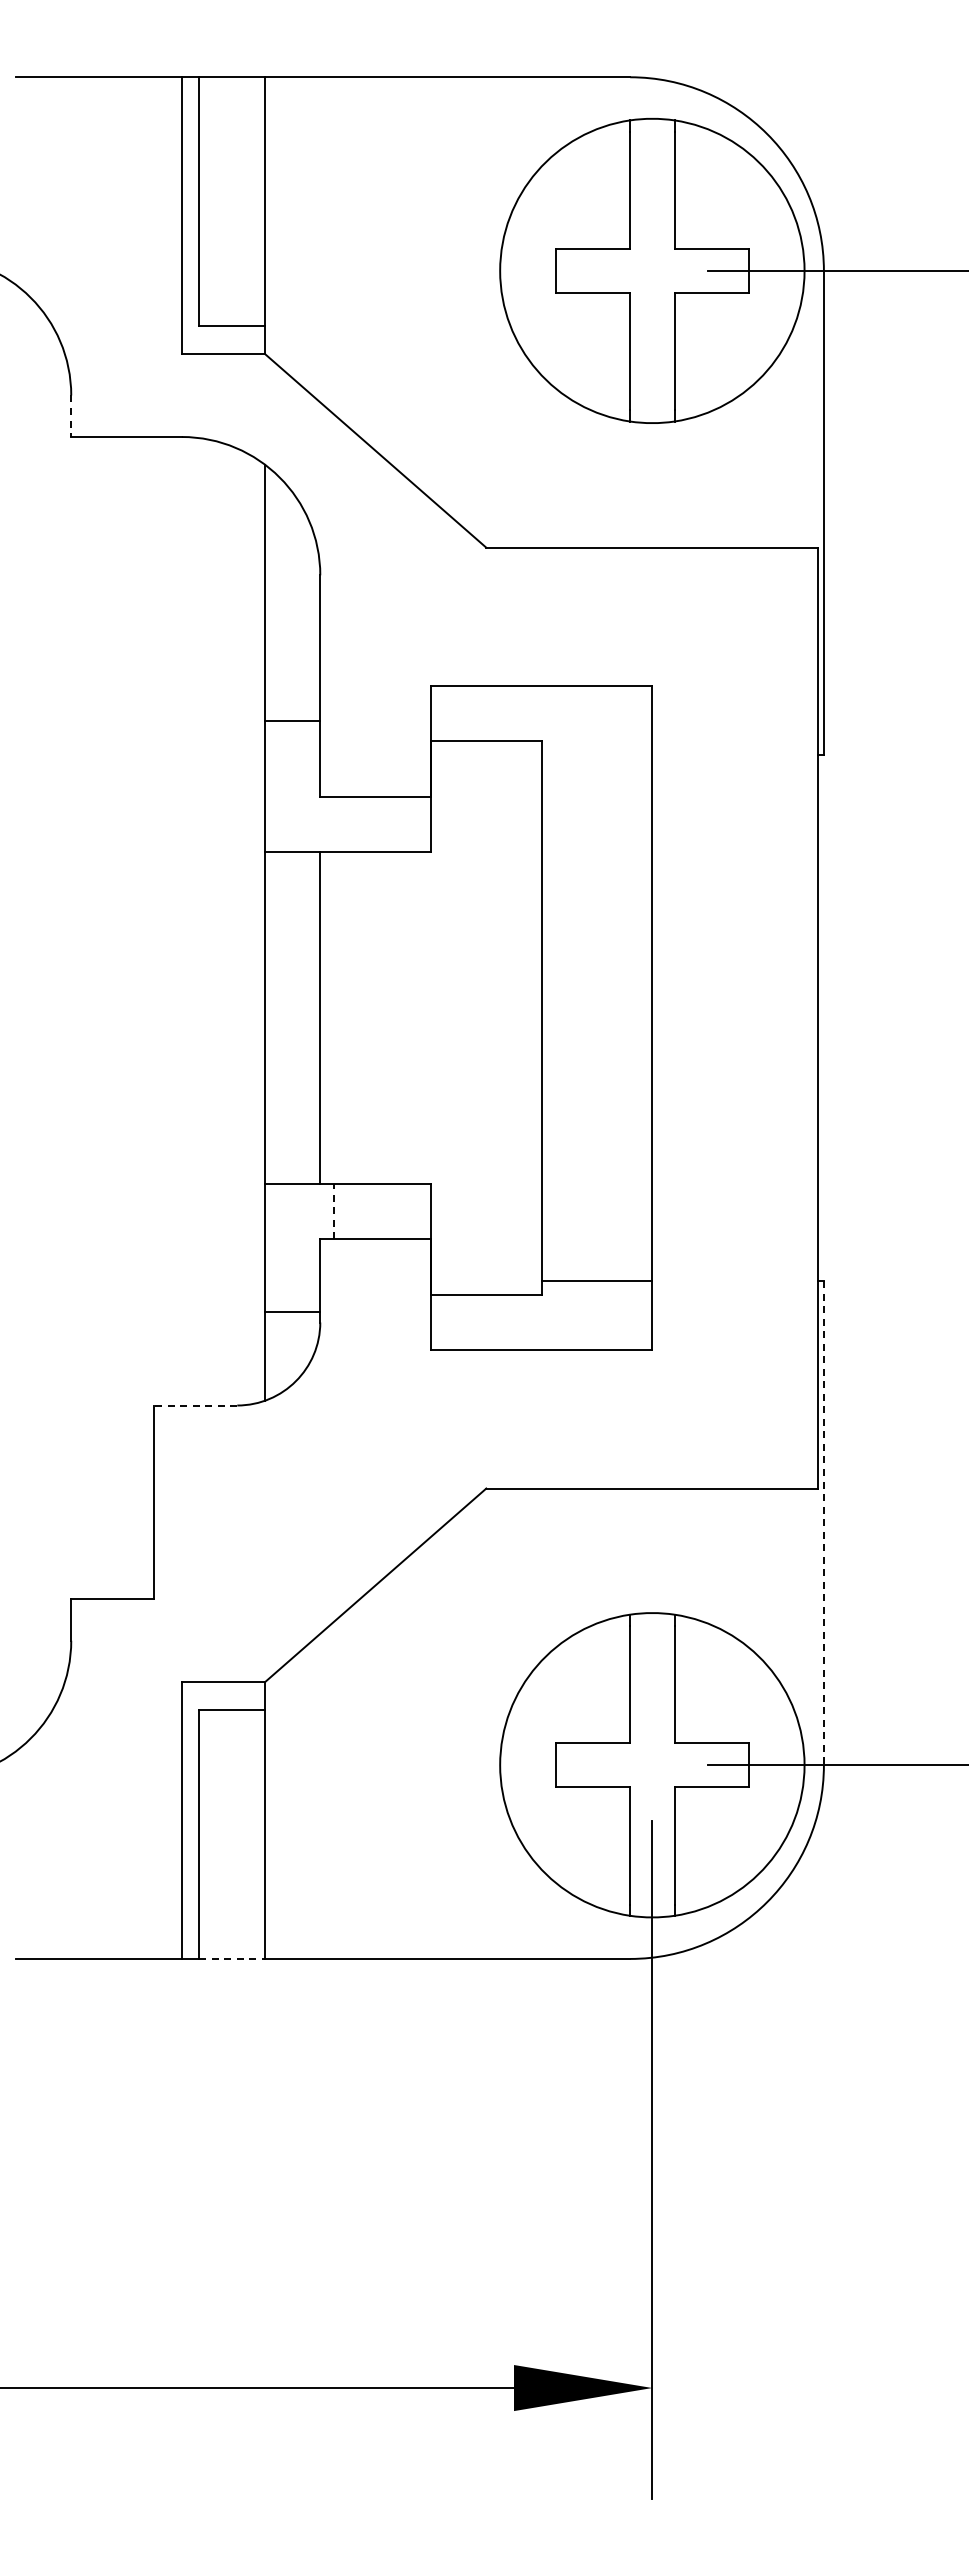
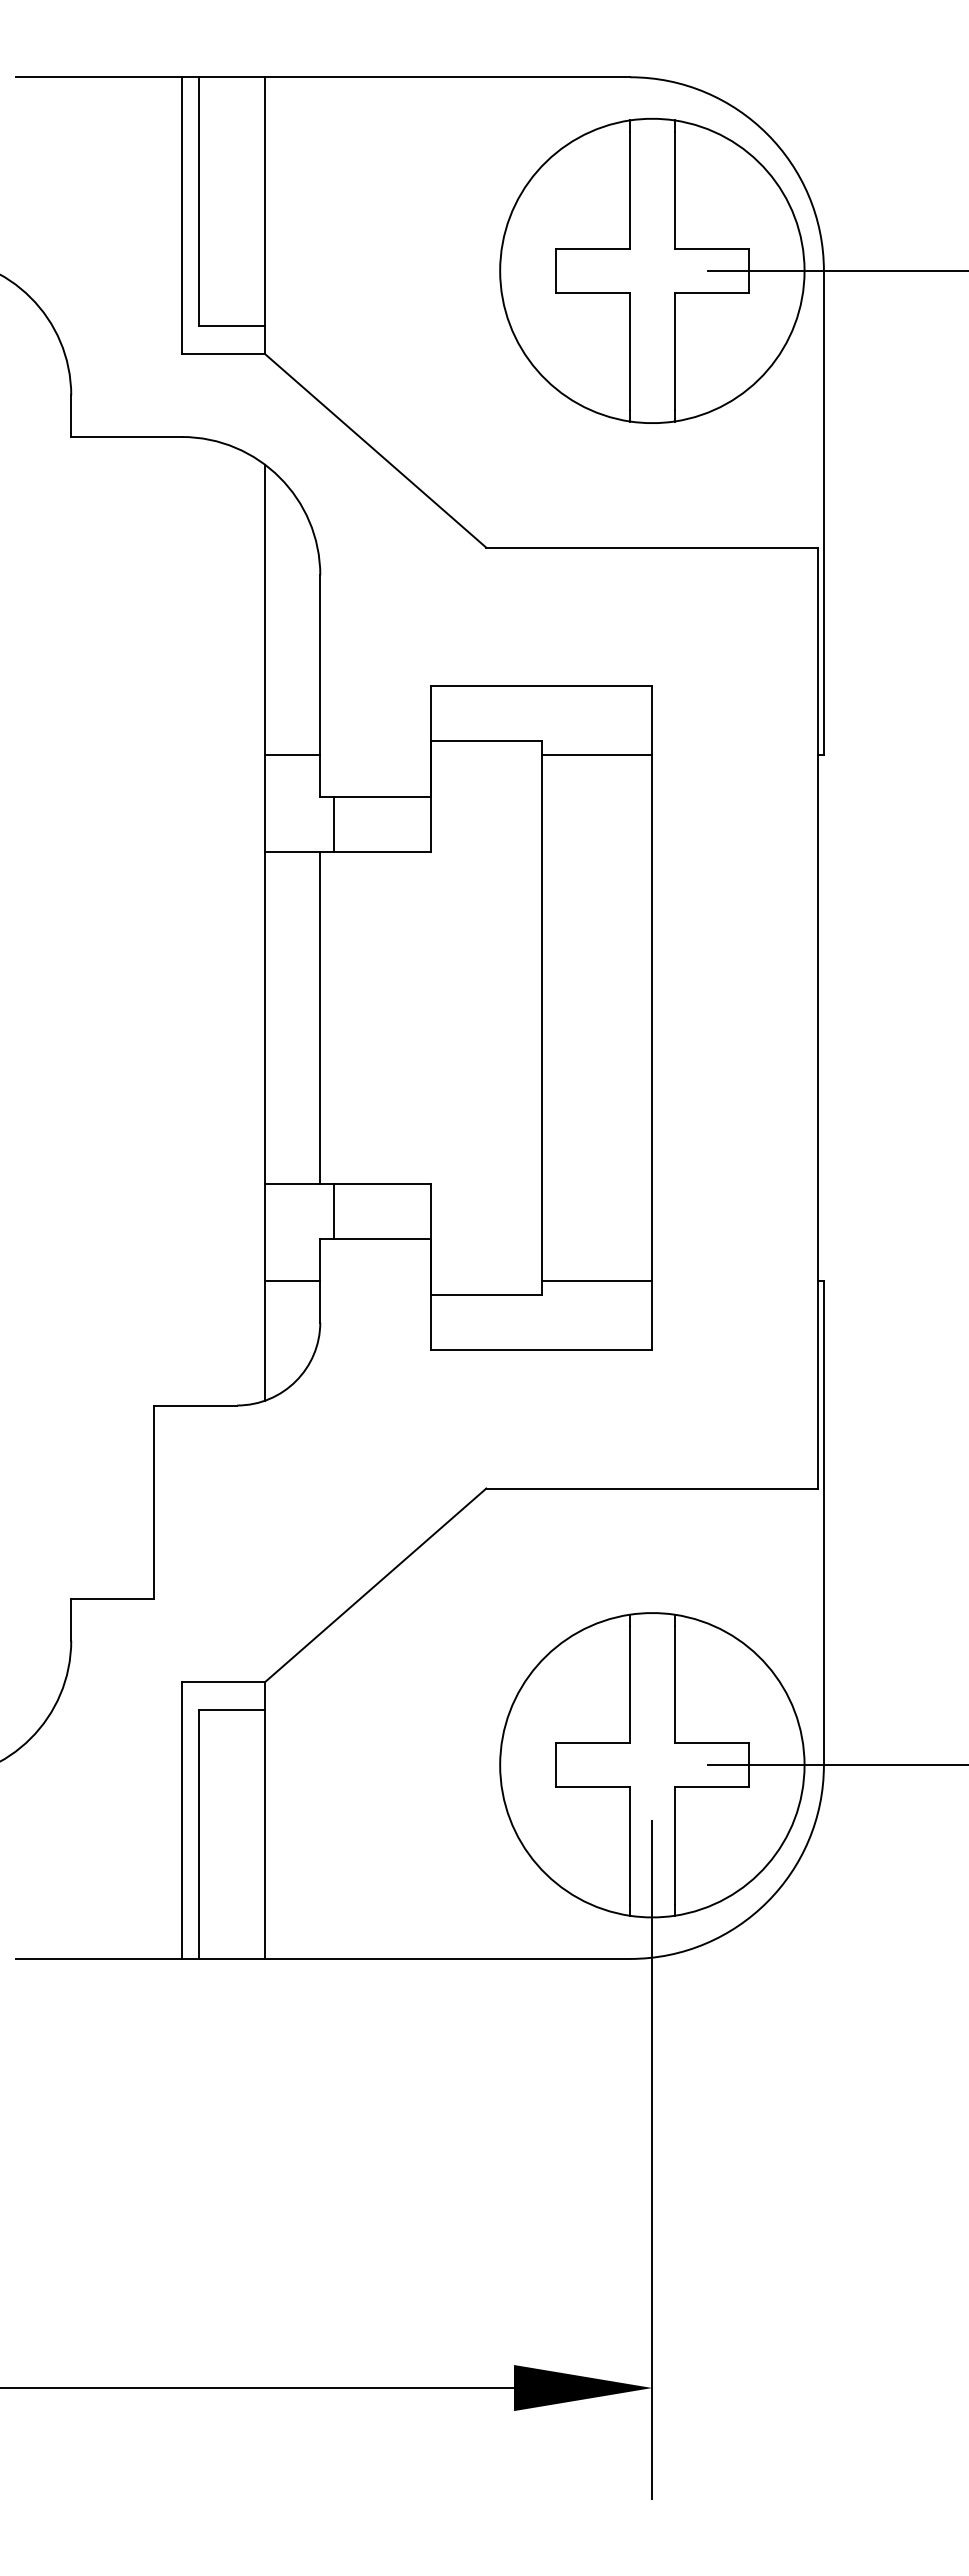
line: dashed -> solid (71, 416)
line position: (292, 721) -> (292, 755) (292, 755)
line: none -> present (596, 755)
line: none -> present (334, 824)
line: dashed -> solid (334, 1211)
line position: (292, 1311) -> (292, 1280) (292, 1280)
line: dashed -> solid (195, 1405)
line: dashed -> solid (823, 1523)
line: dashed -> solid (232, 1958)
